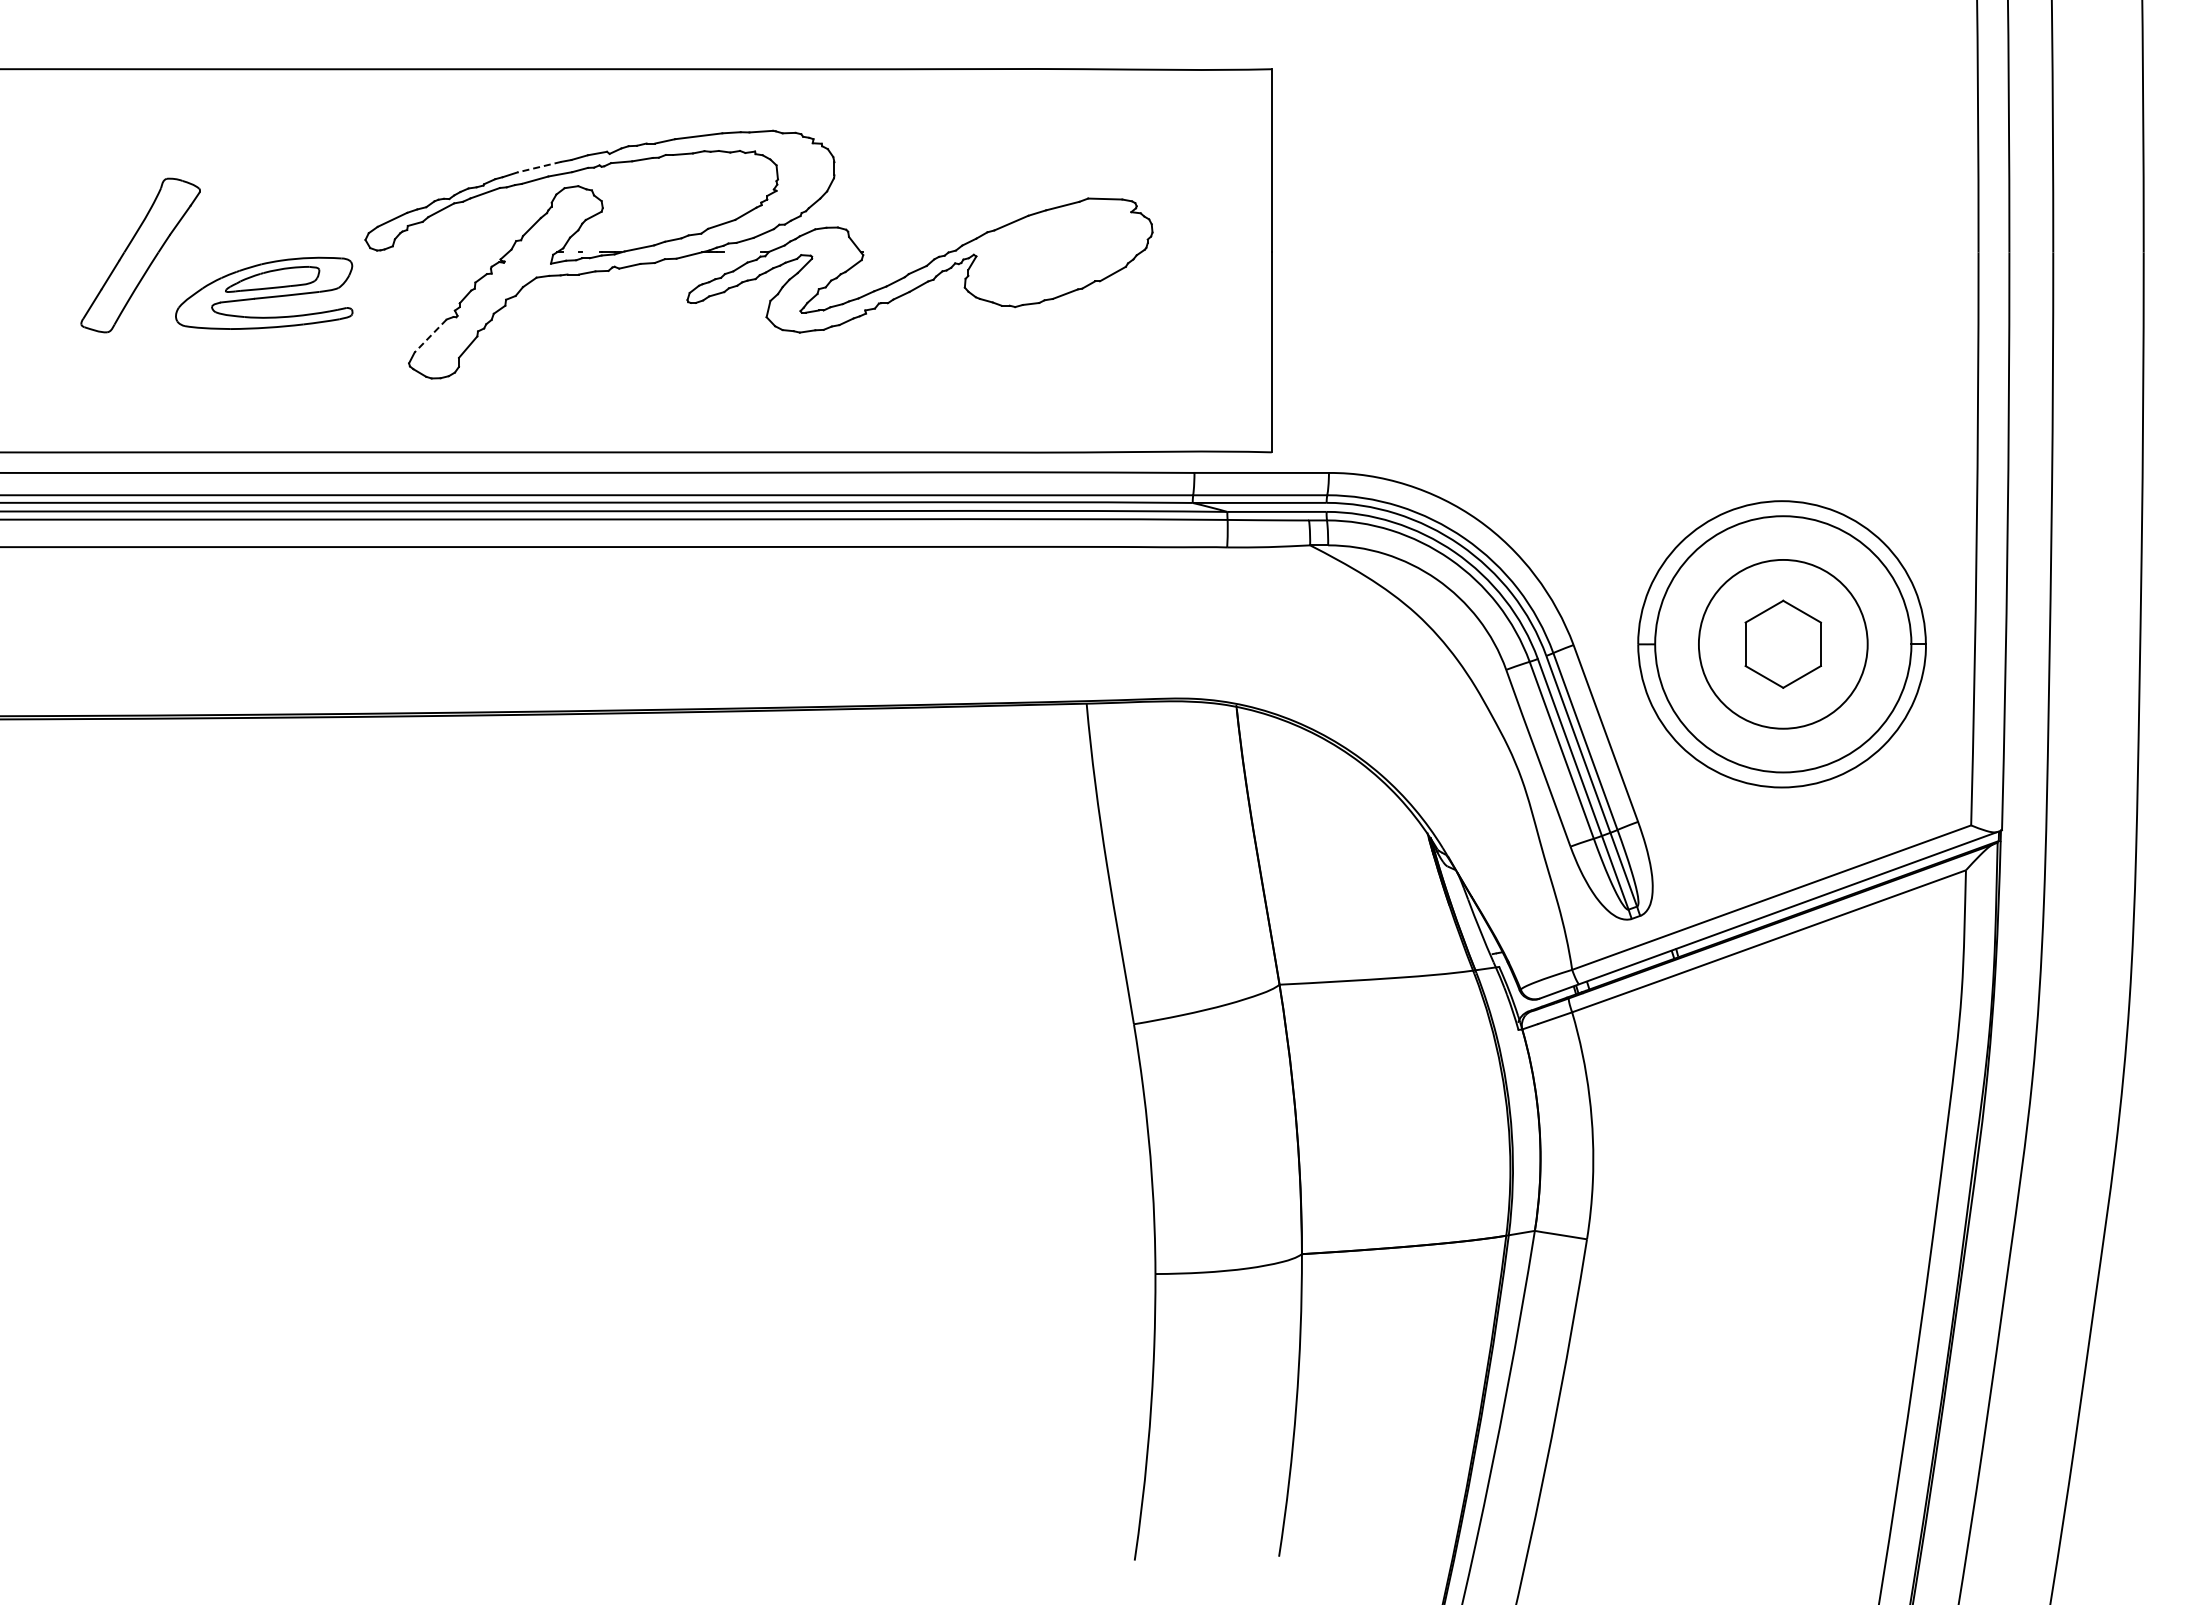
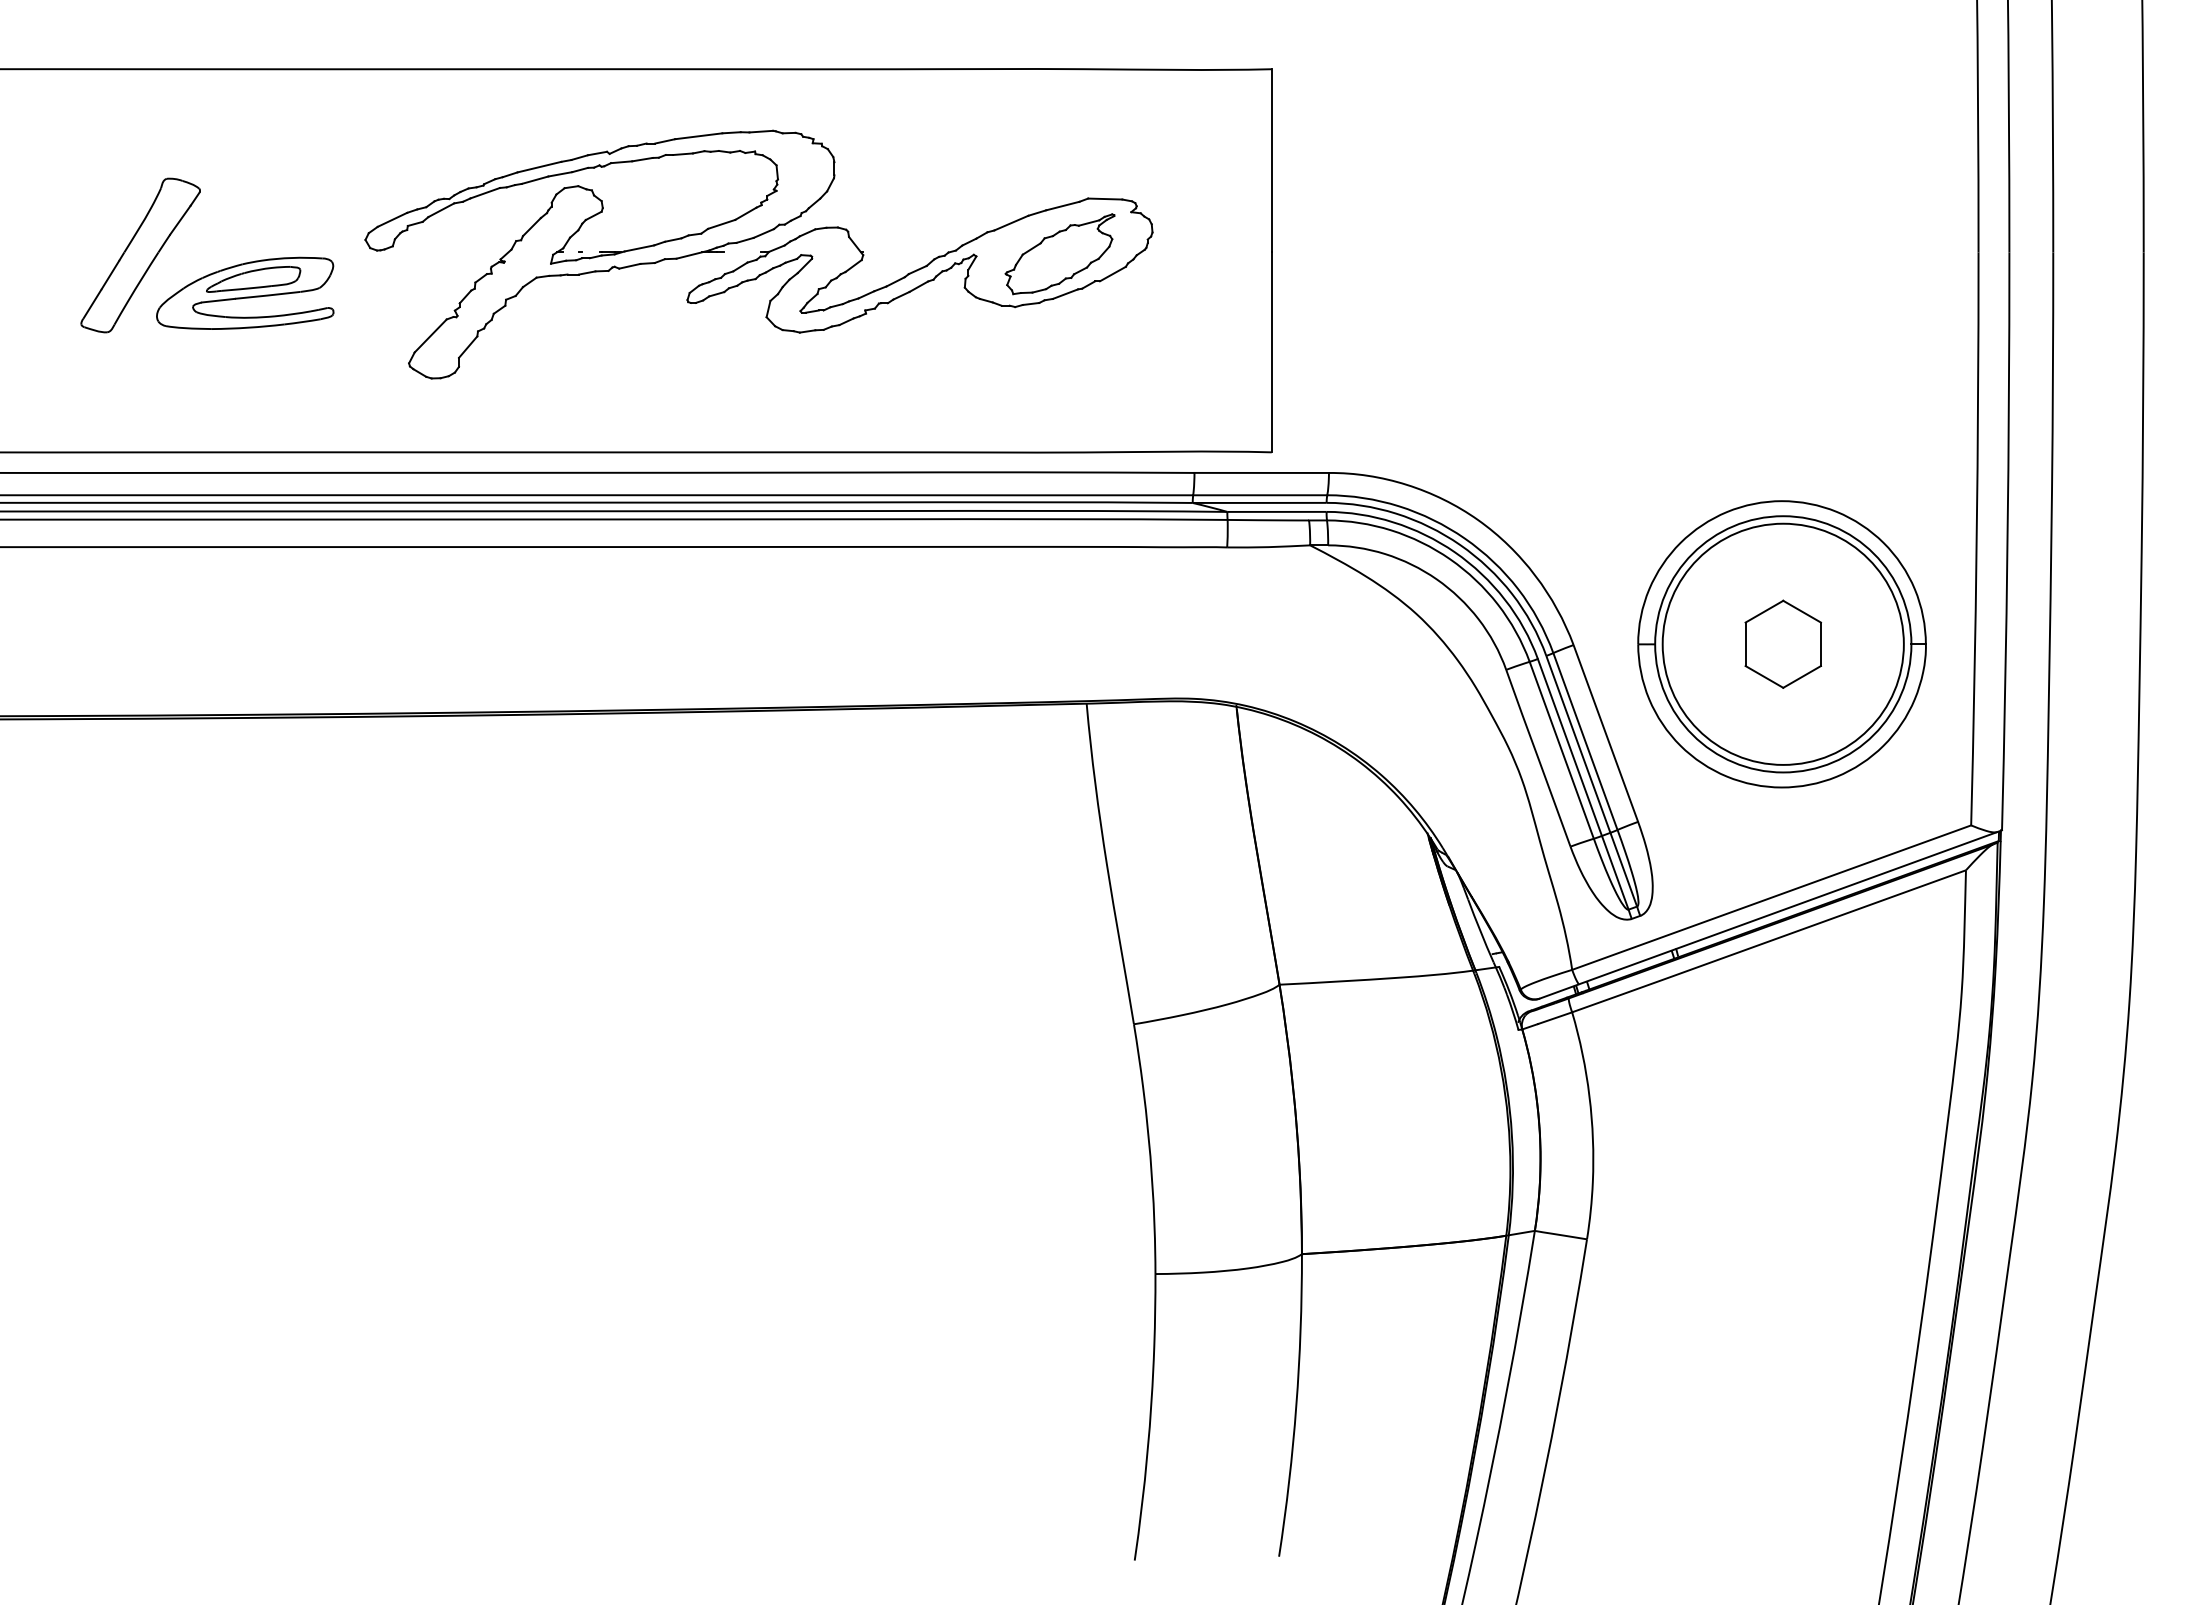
line: dashed -> solid (539, 167)
part: none -> present (1059, 254)
part position: (264, 292) -> (245, 292) (245, 292)
line: dashed -> solid (430, 336)
circle diameter: 169 px -> 241 px (1782, 643)
